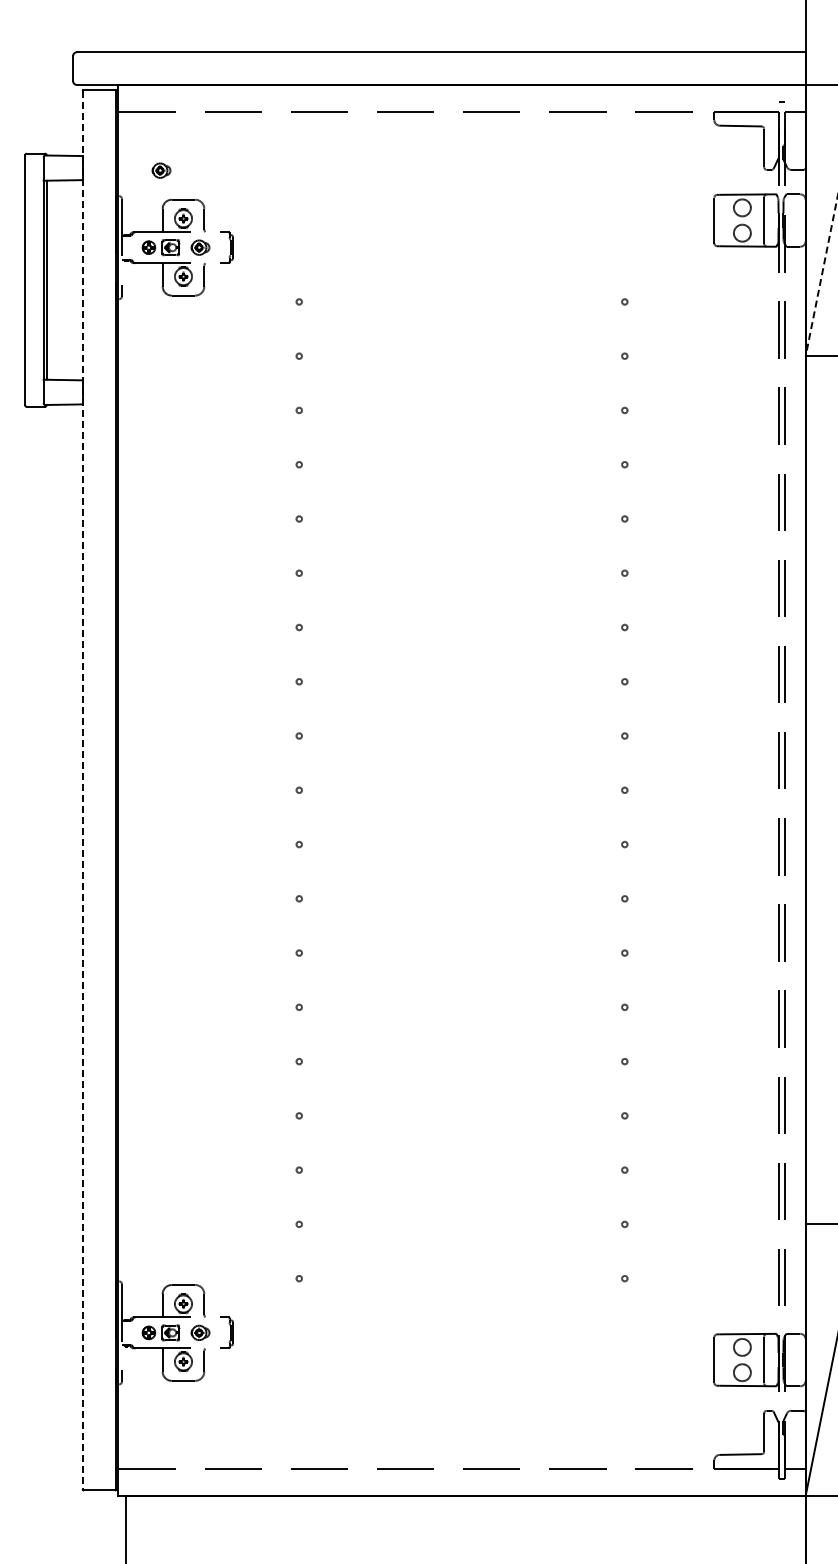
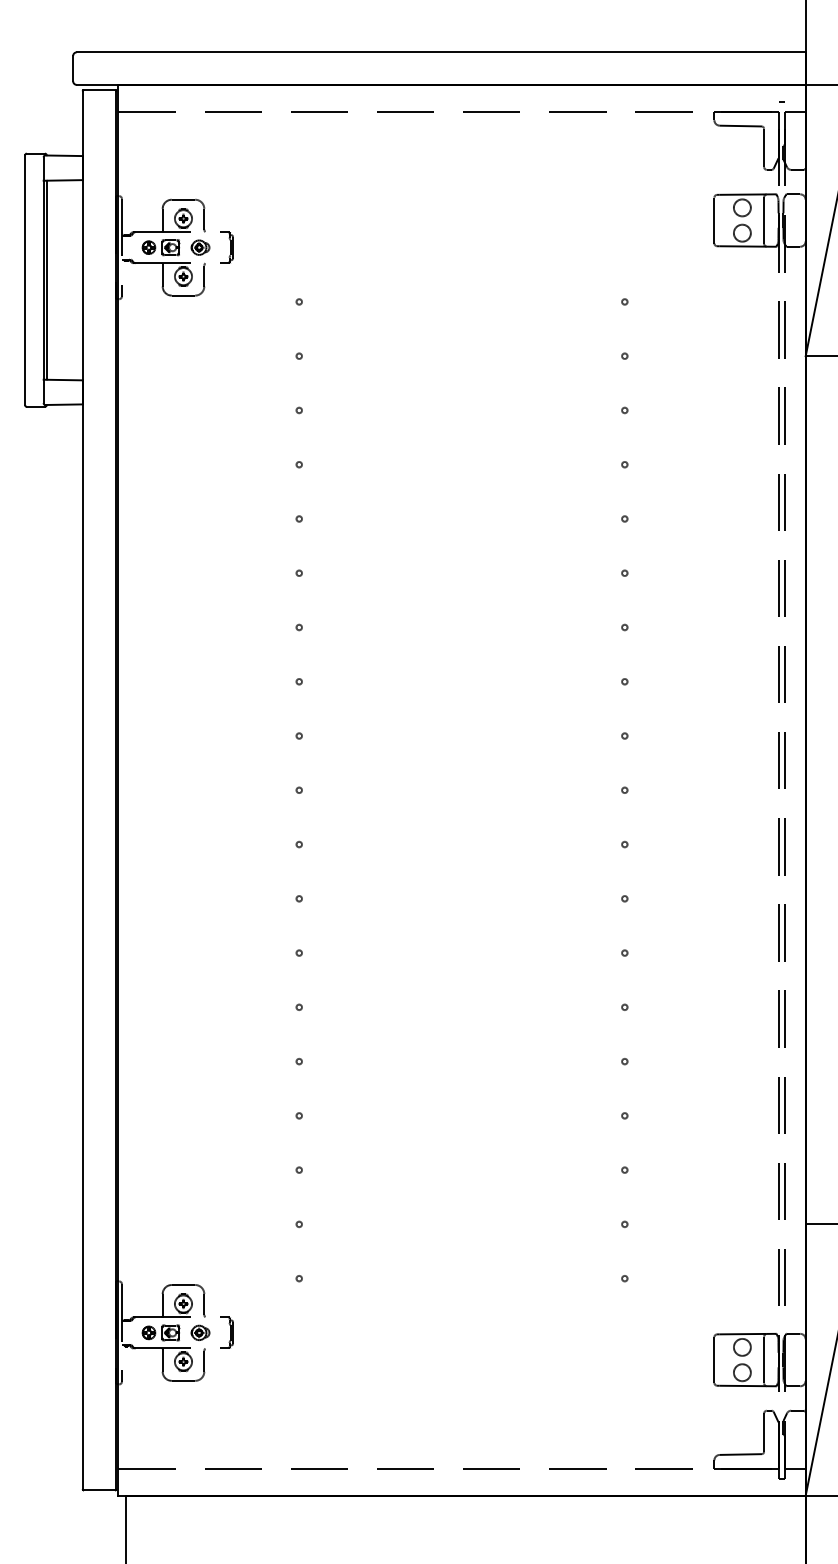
part: present -> none (161, 170)
line: dashed -> solid (821, 275)
line: dashed -> solid (82, 790)
